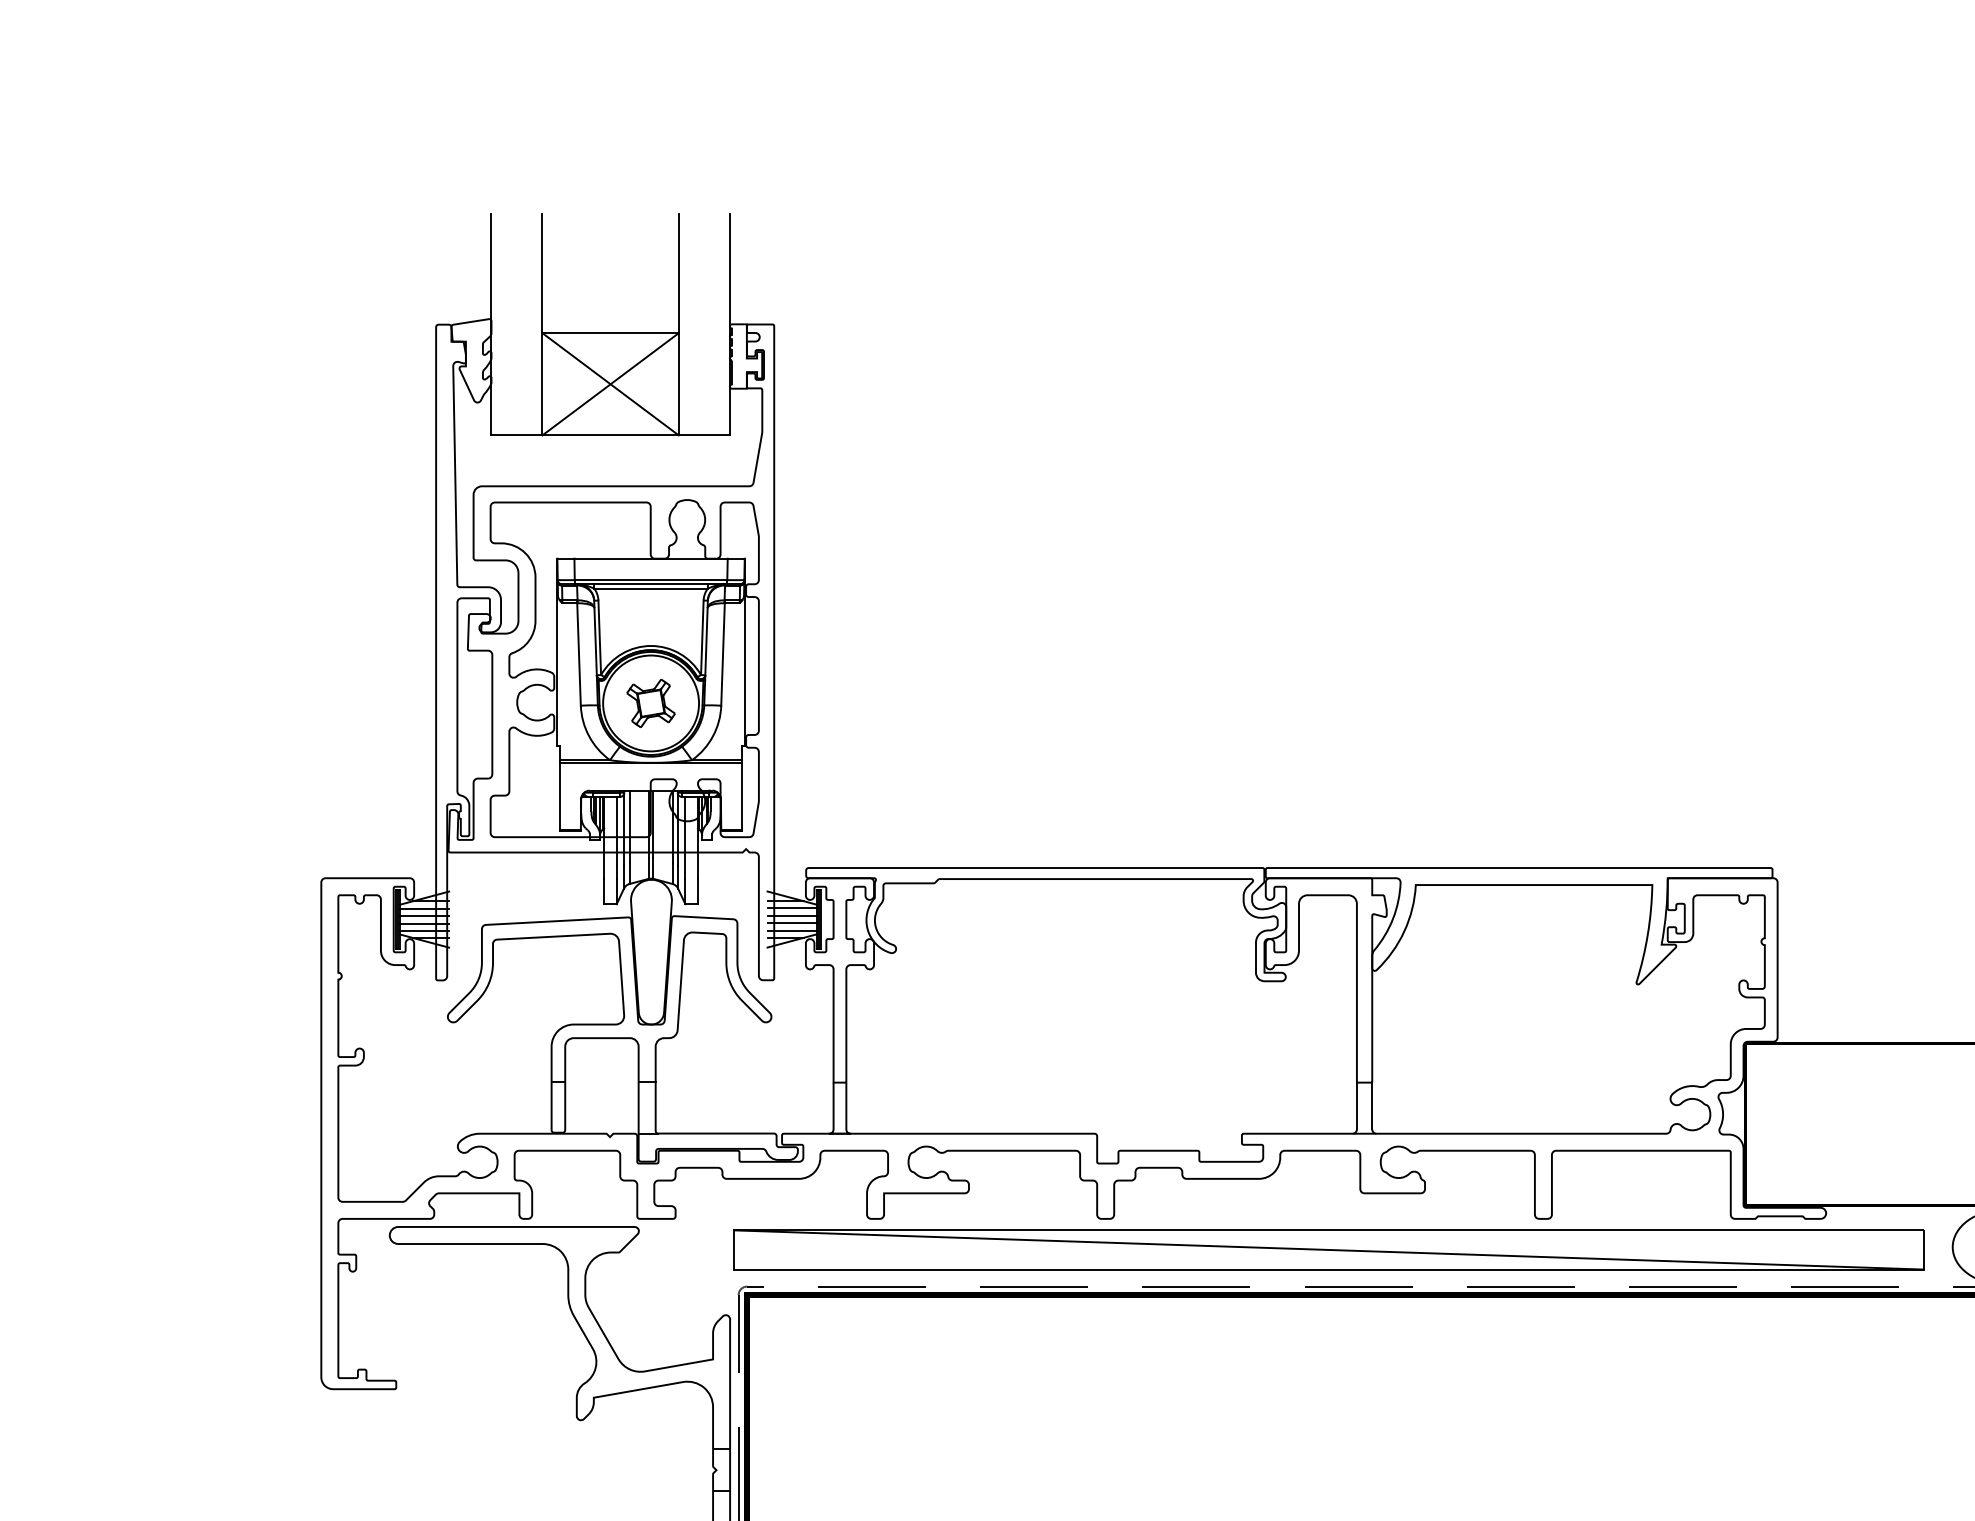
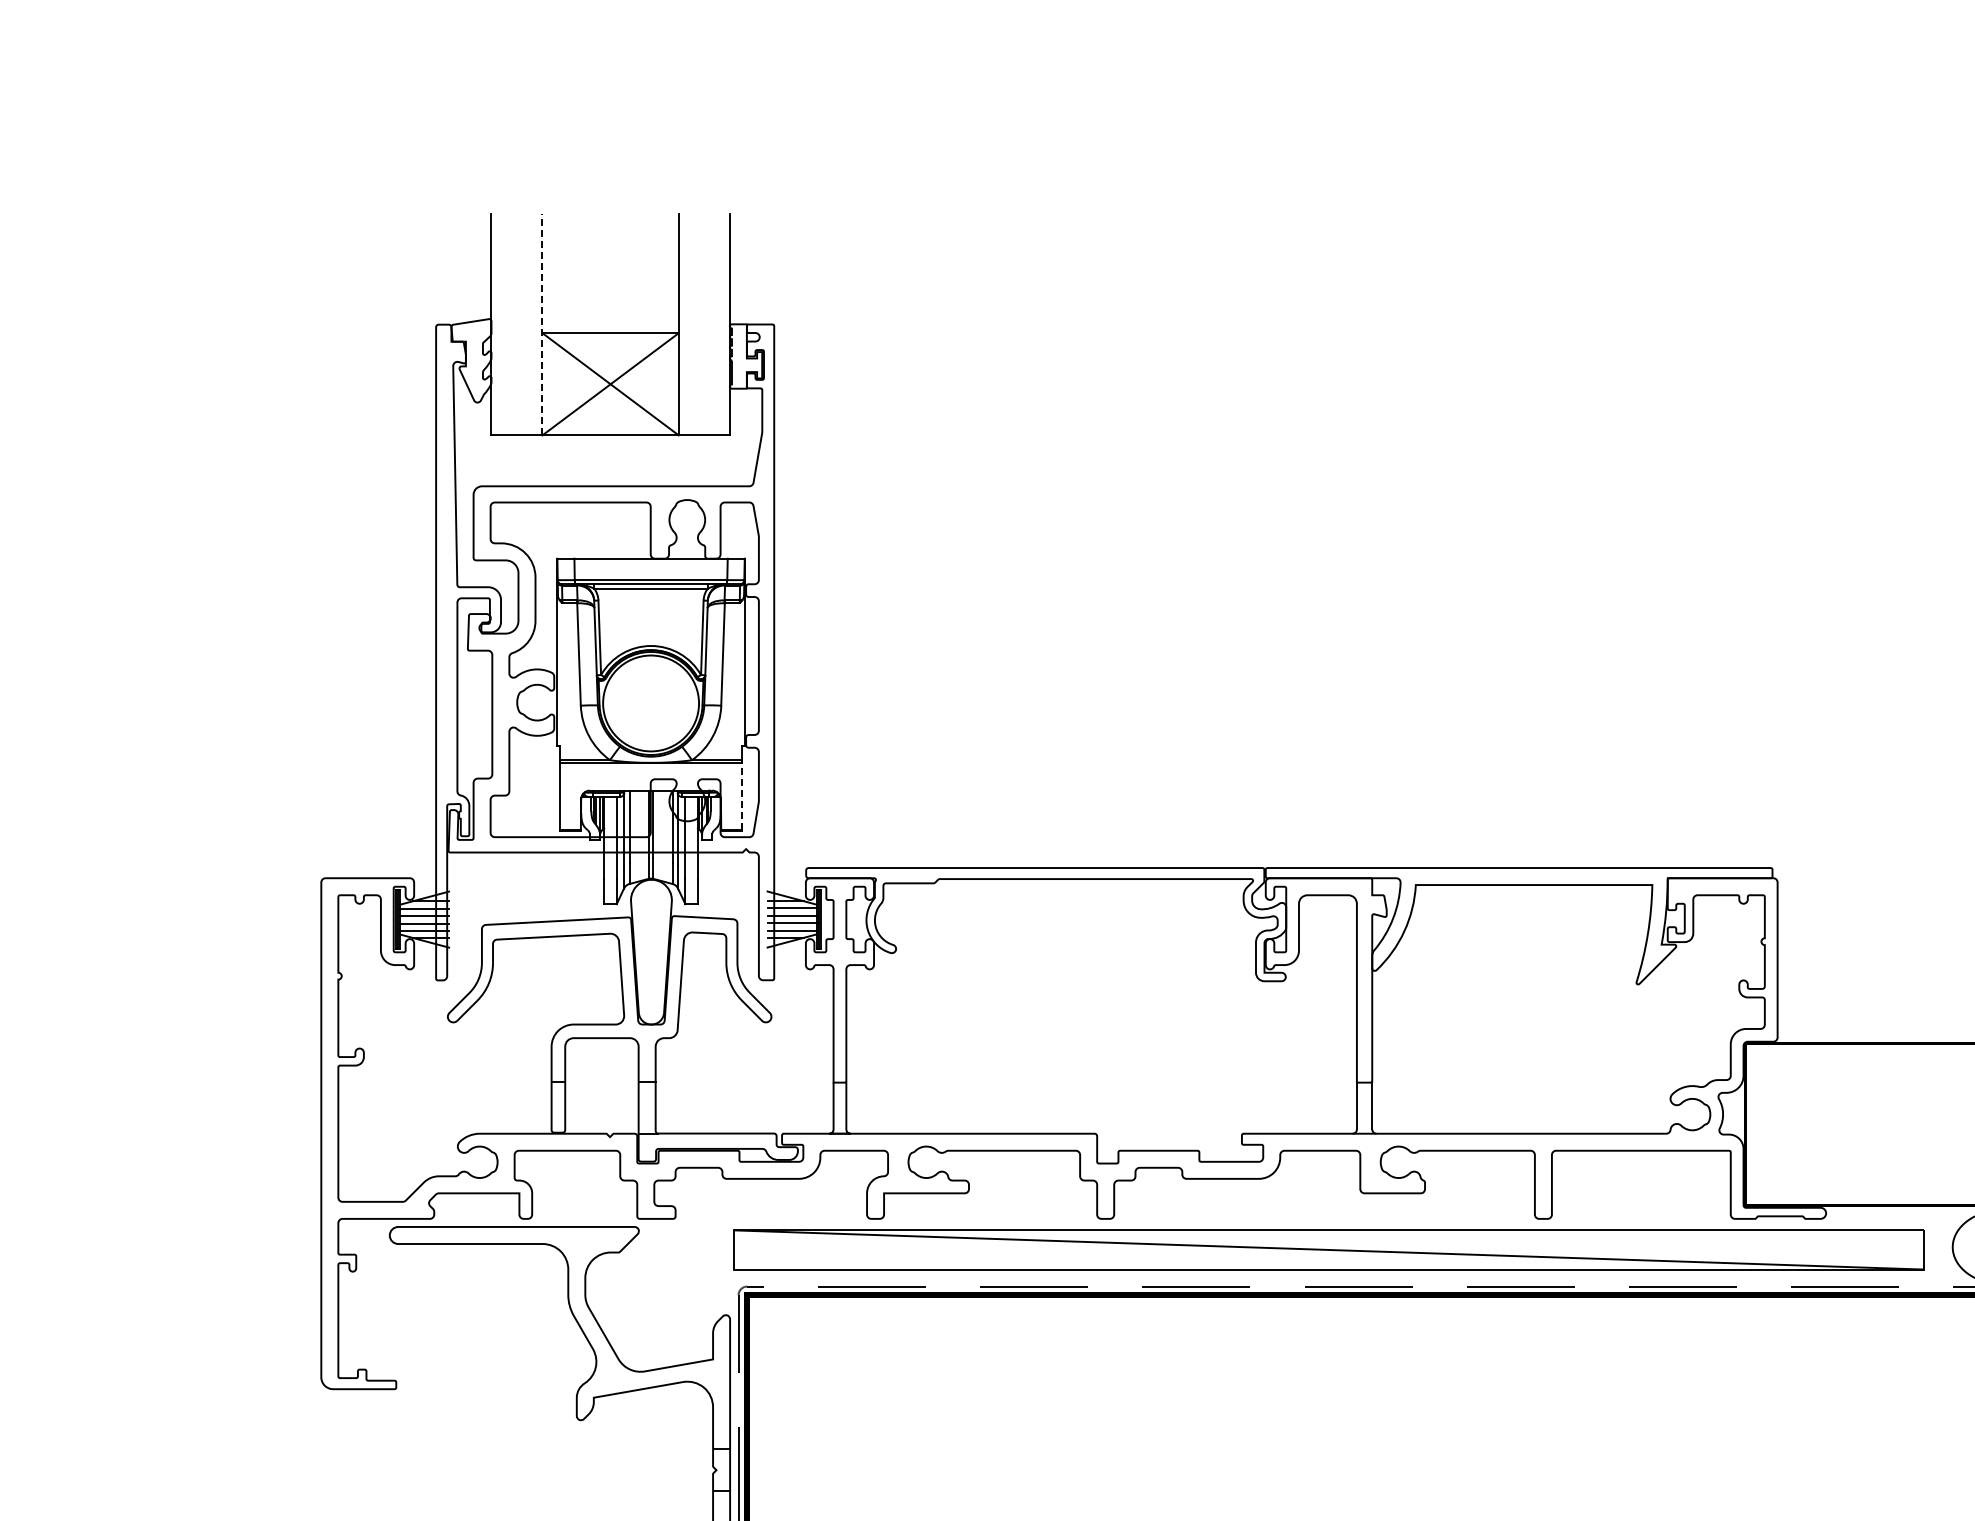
line: solid -> dashed (542, 324)
part: present -> none (650, 702)
line: solid -> dashed (742, 796)
